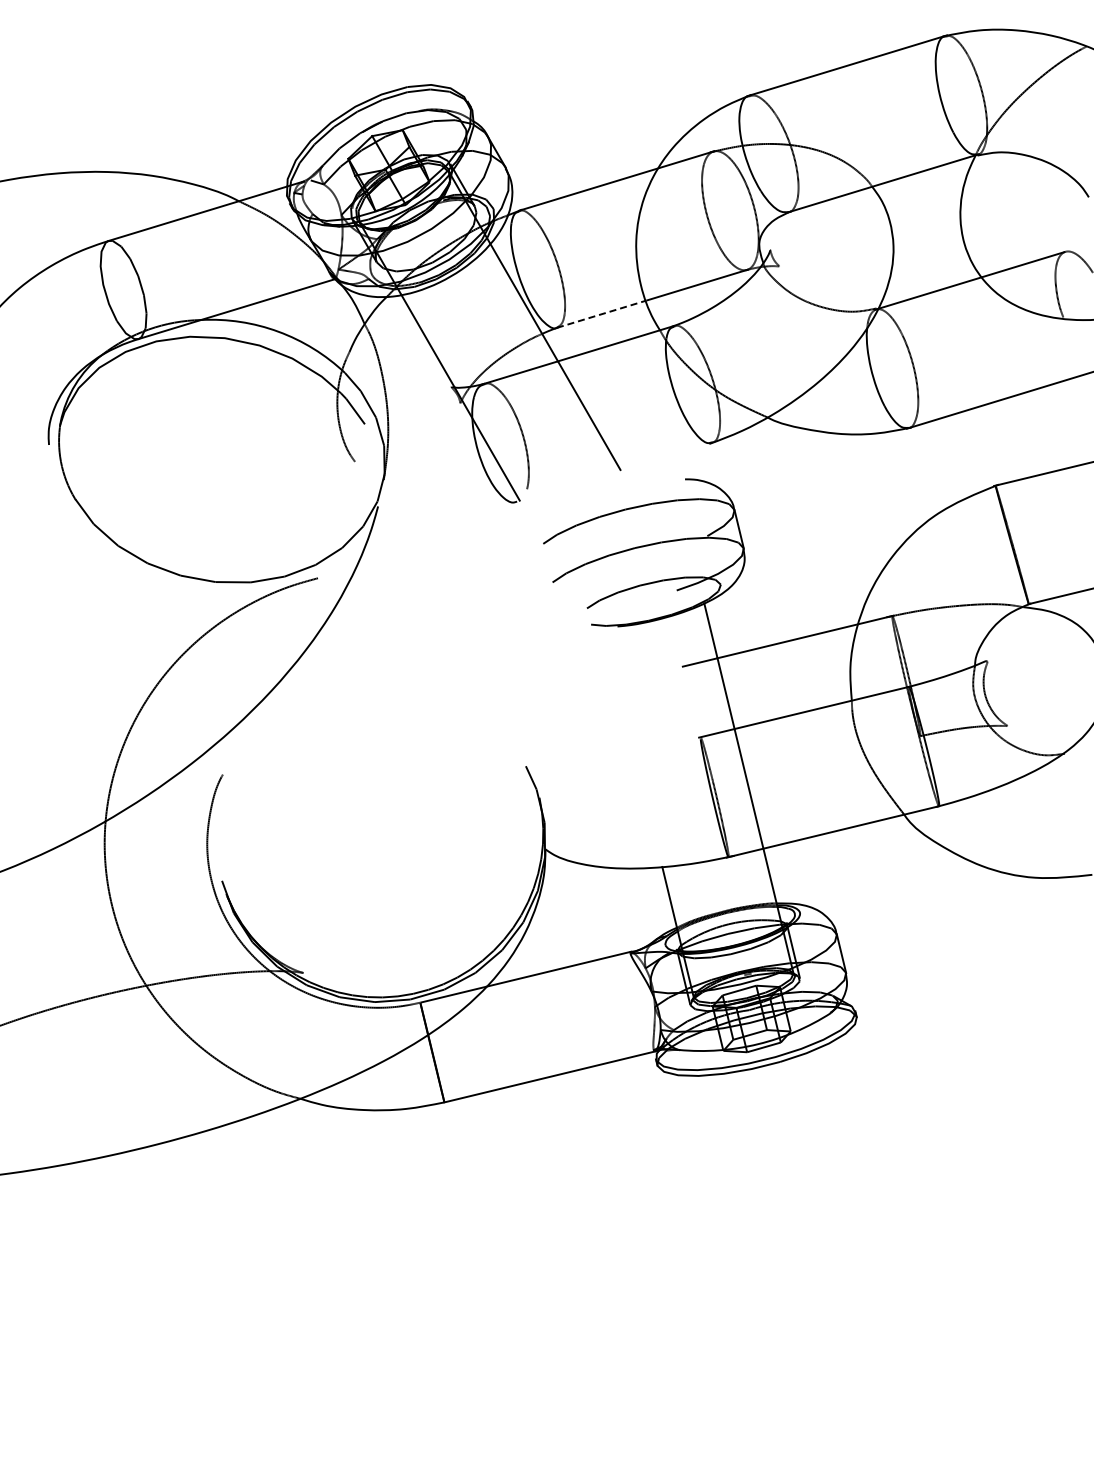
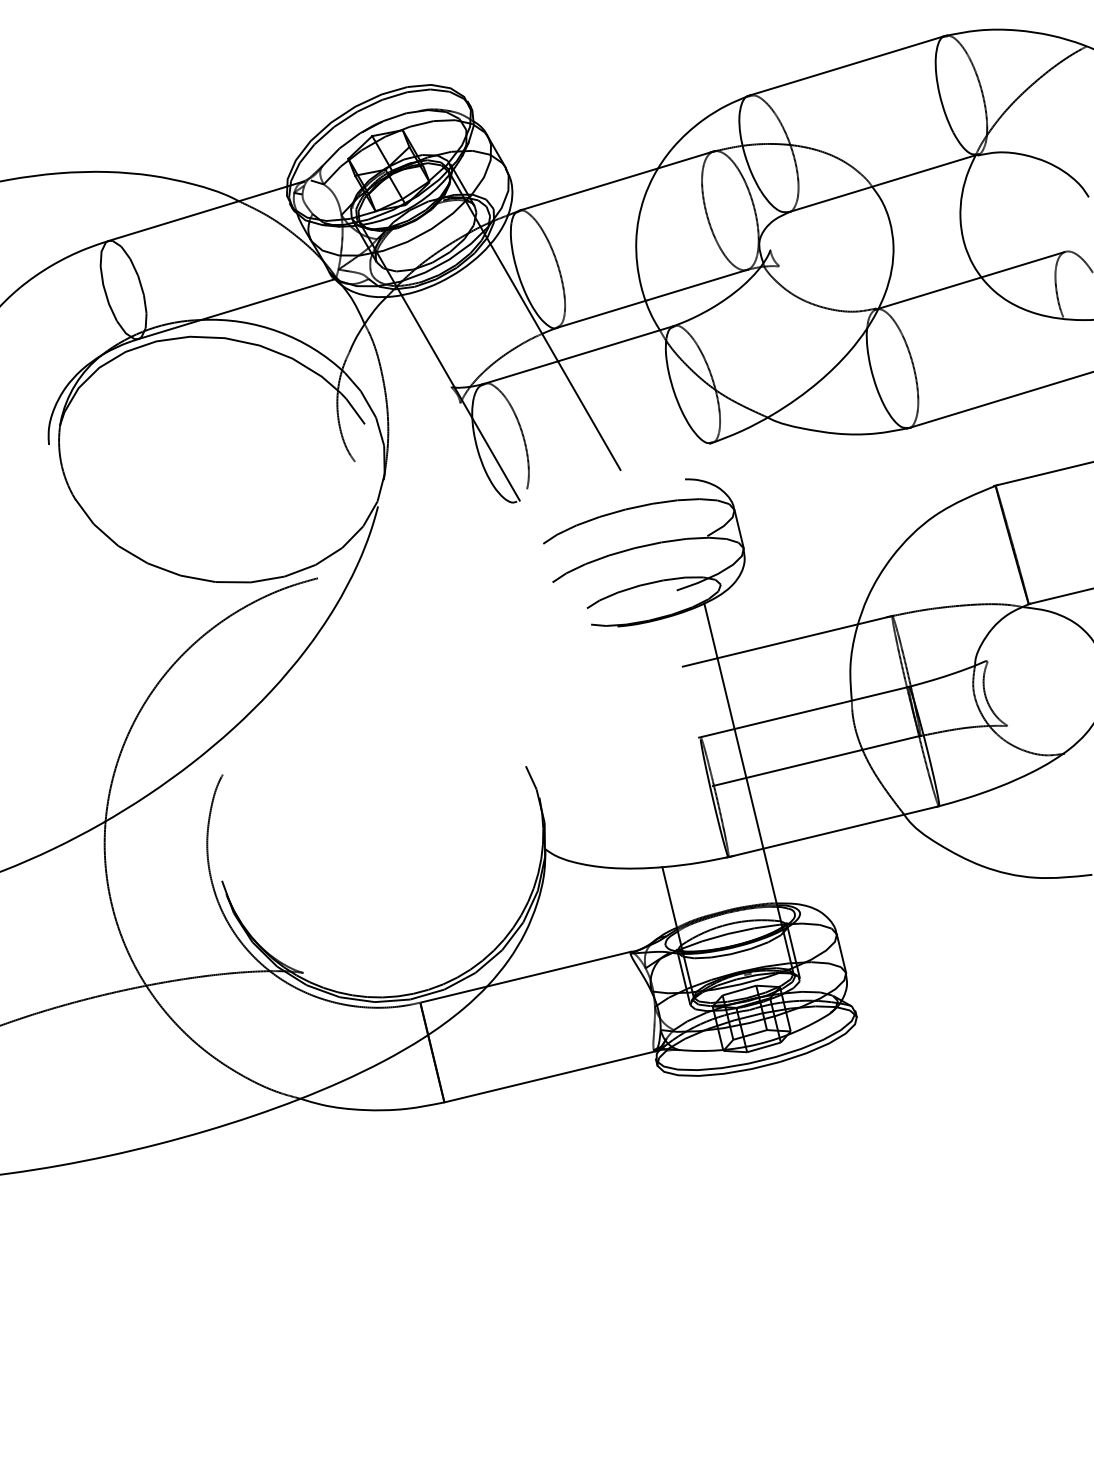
line: dashed -> solid (601, 314)
line: none -> present (816, 760)
